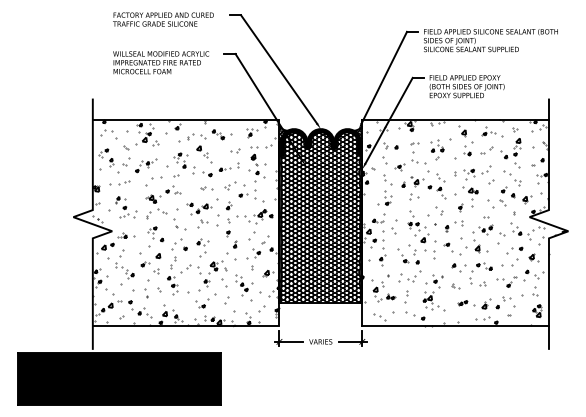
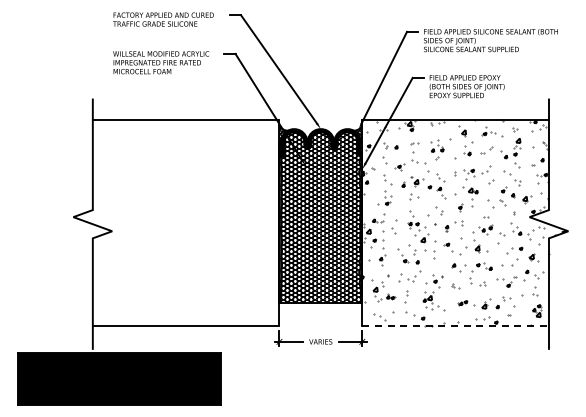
hatch: present -> none (185, 223)
line: solid -> dashed (456, 326)
